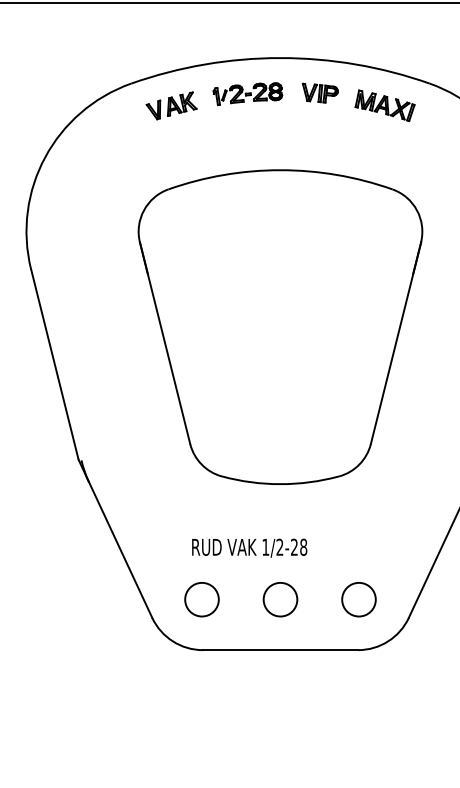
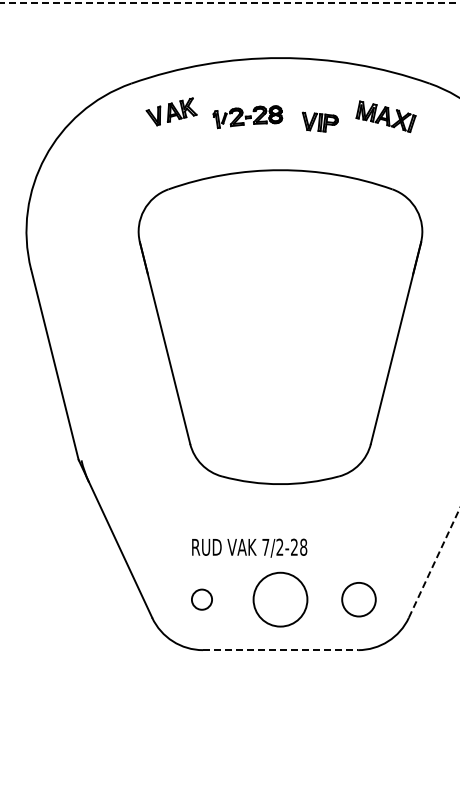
line: solid -> dashed (230, 3)
part position: (320, 92) -> (320, 121) (320, 121)
part position: (247, 94) -> (247, 117) (247, 117)
part position: (171, 105) -> (171, 111) (171, 111)
part position: (384, 105) -> (385, 116) (385, 116)
text: 1/2-28 -> 7/2-28 (265, 547)
line: solid -> dashed (434, 562)
circle diameter: 34 px -> 20 px (201, 599)
circle diameter: 34 px -> 54 px (280, 599)
line: solid -> dashed (280, 650)
